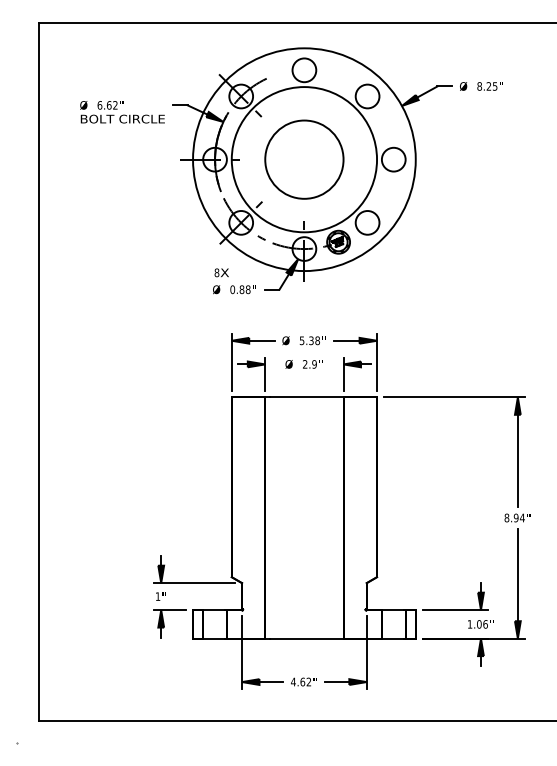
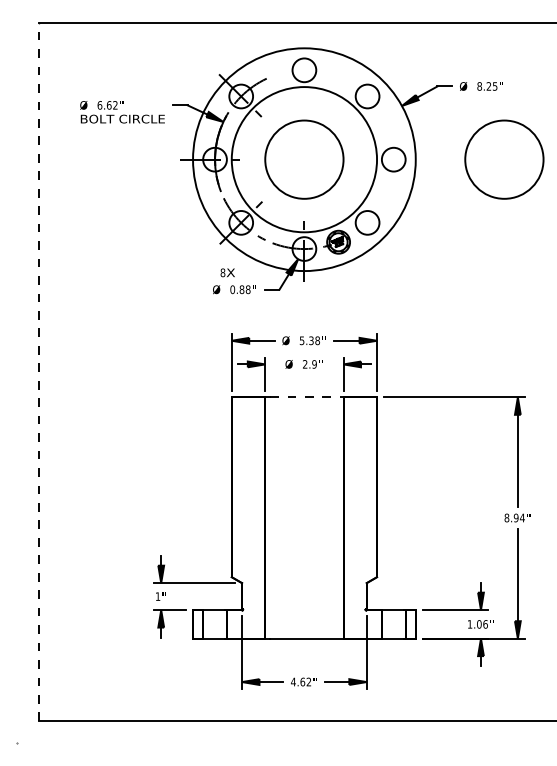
circle: none -> present (504, 159)
text position: (221, 272) -> (227, 272) (227, 272)
line: solid -> dashed (38, 371)
line: solid -> dashed (306, 397)
